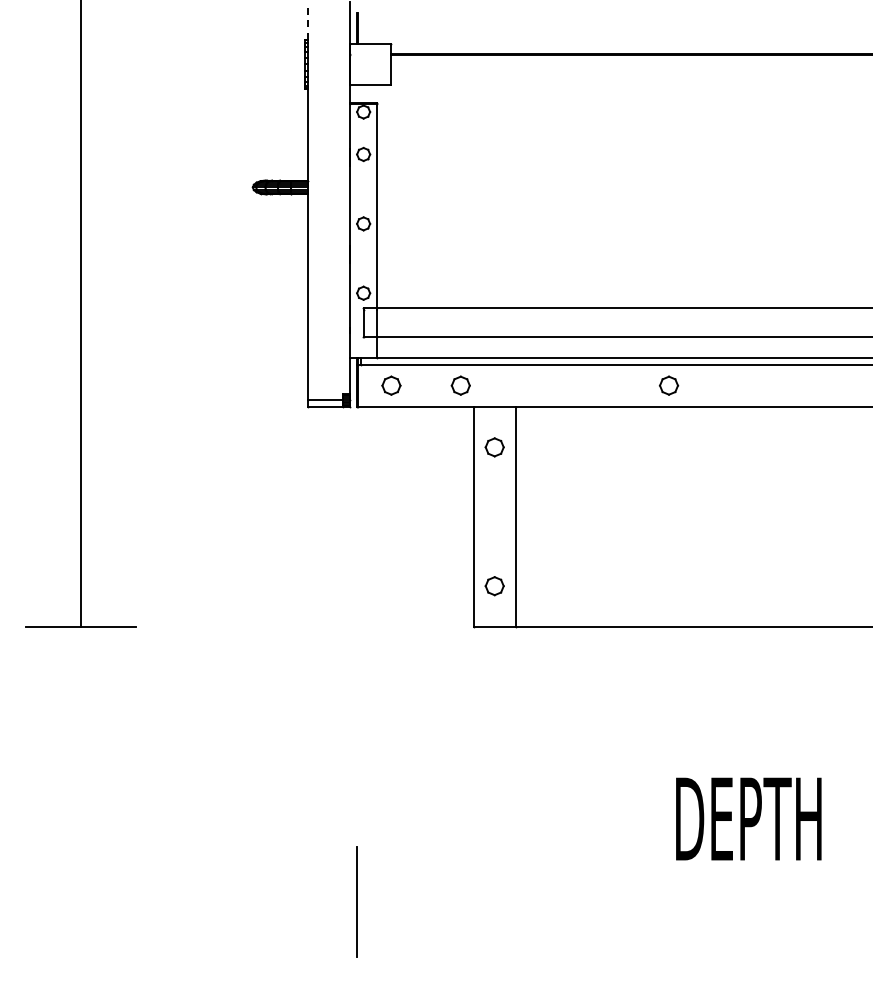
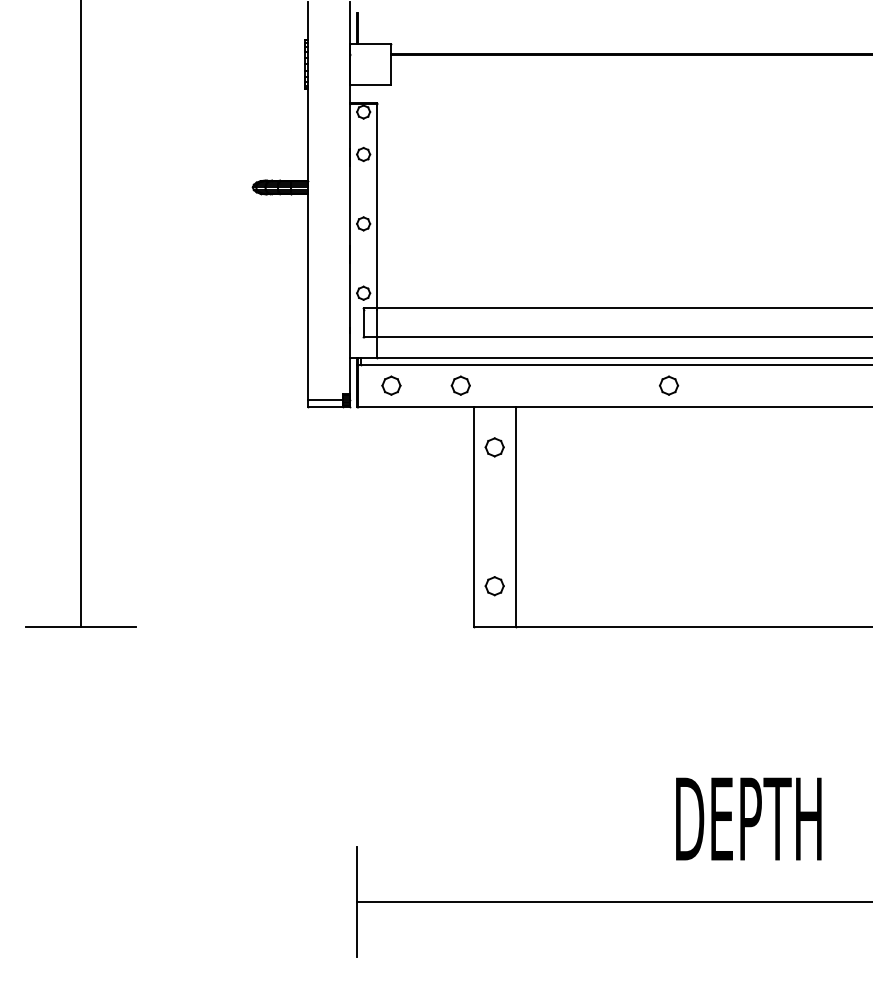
line: dashed -> solid (307, 20)
line: none -> present (612, 902)
